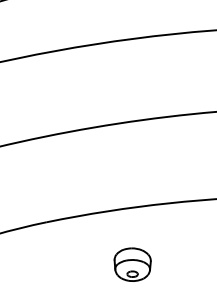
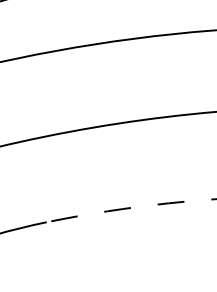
arc: solid -> dashed (131, 207)
part: present -> none (132, 264)
